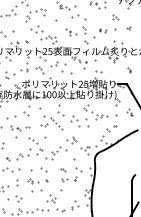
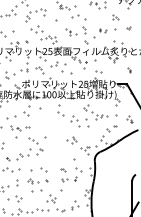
part position: (129, 112) -> (129, 119) (129, 119)
part: present -> none (51, 122)
part: present -> none (56, 153)
